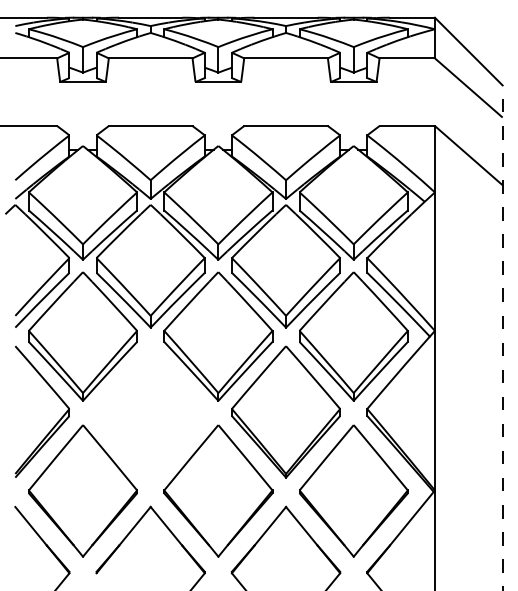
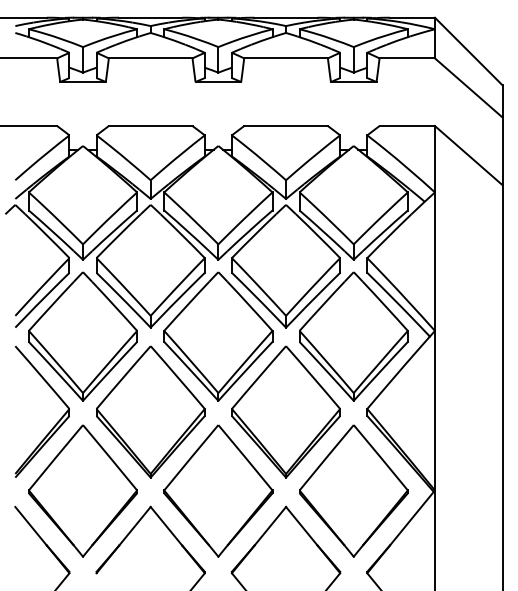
line: dashed -> solid (502, 337)
part: none -> present (150, 411)
